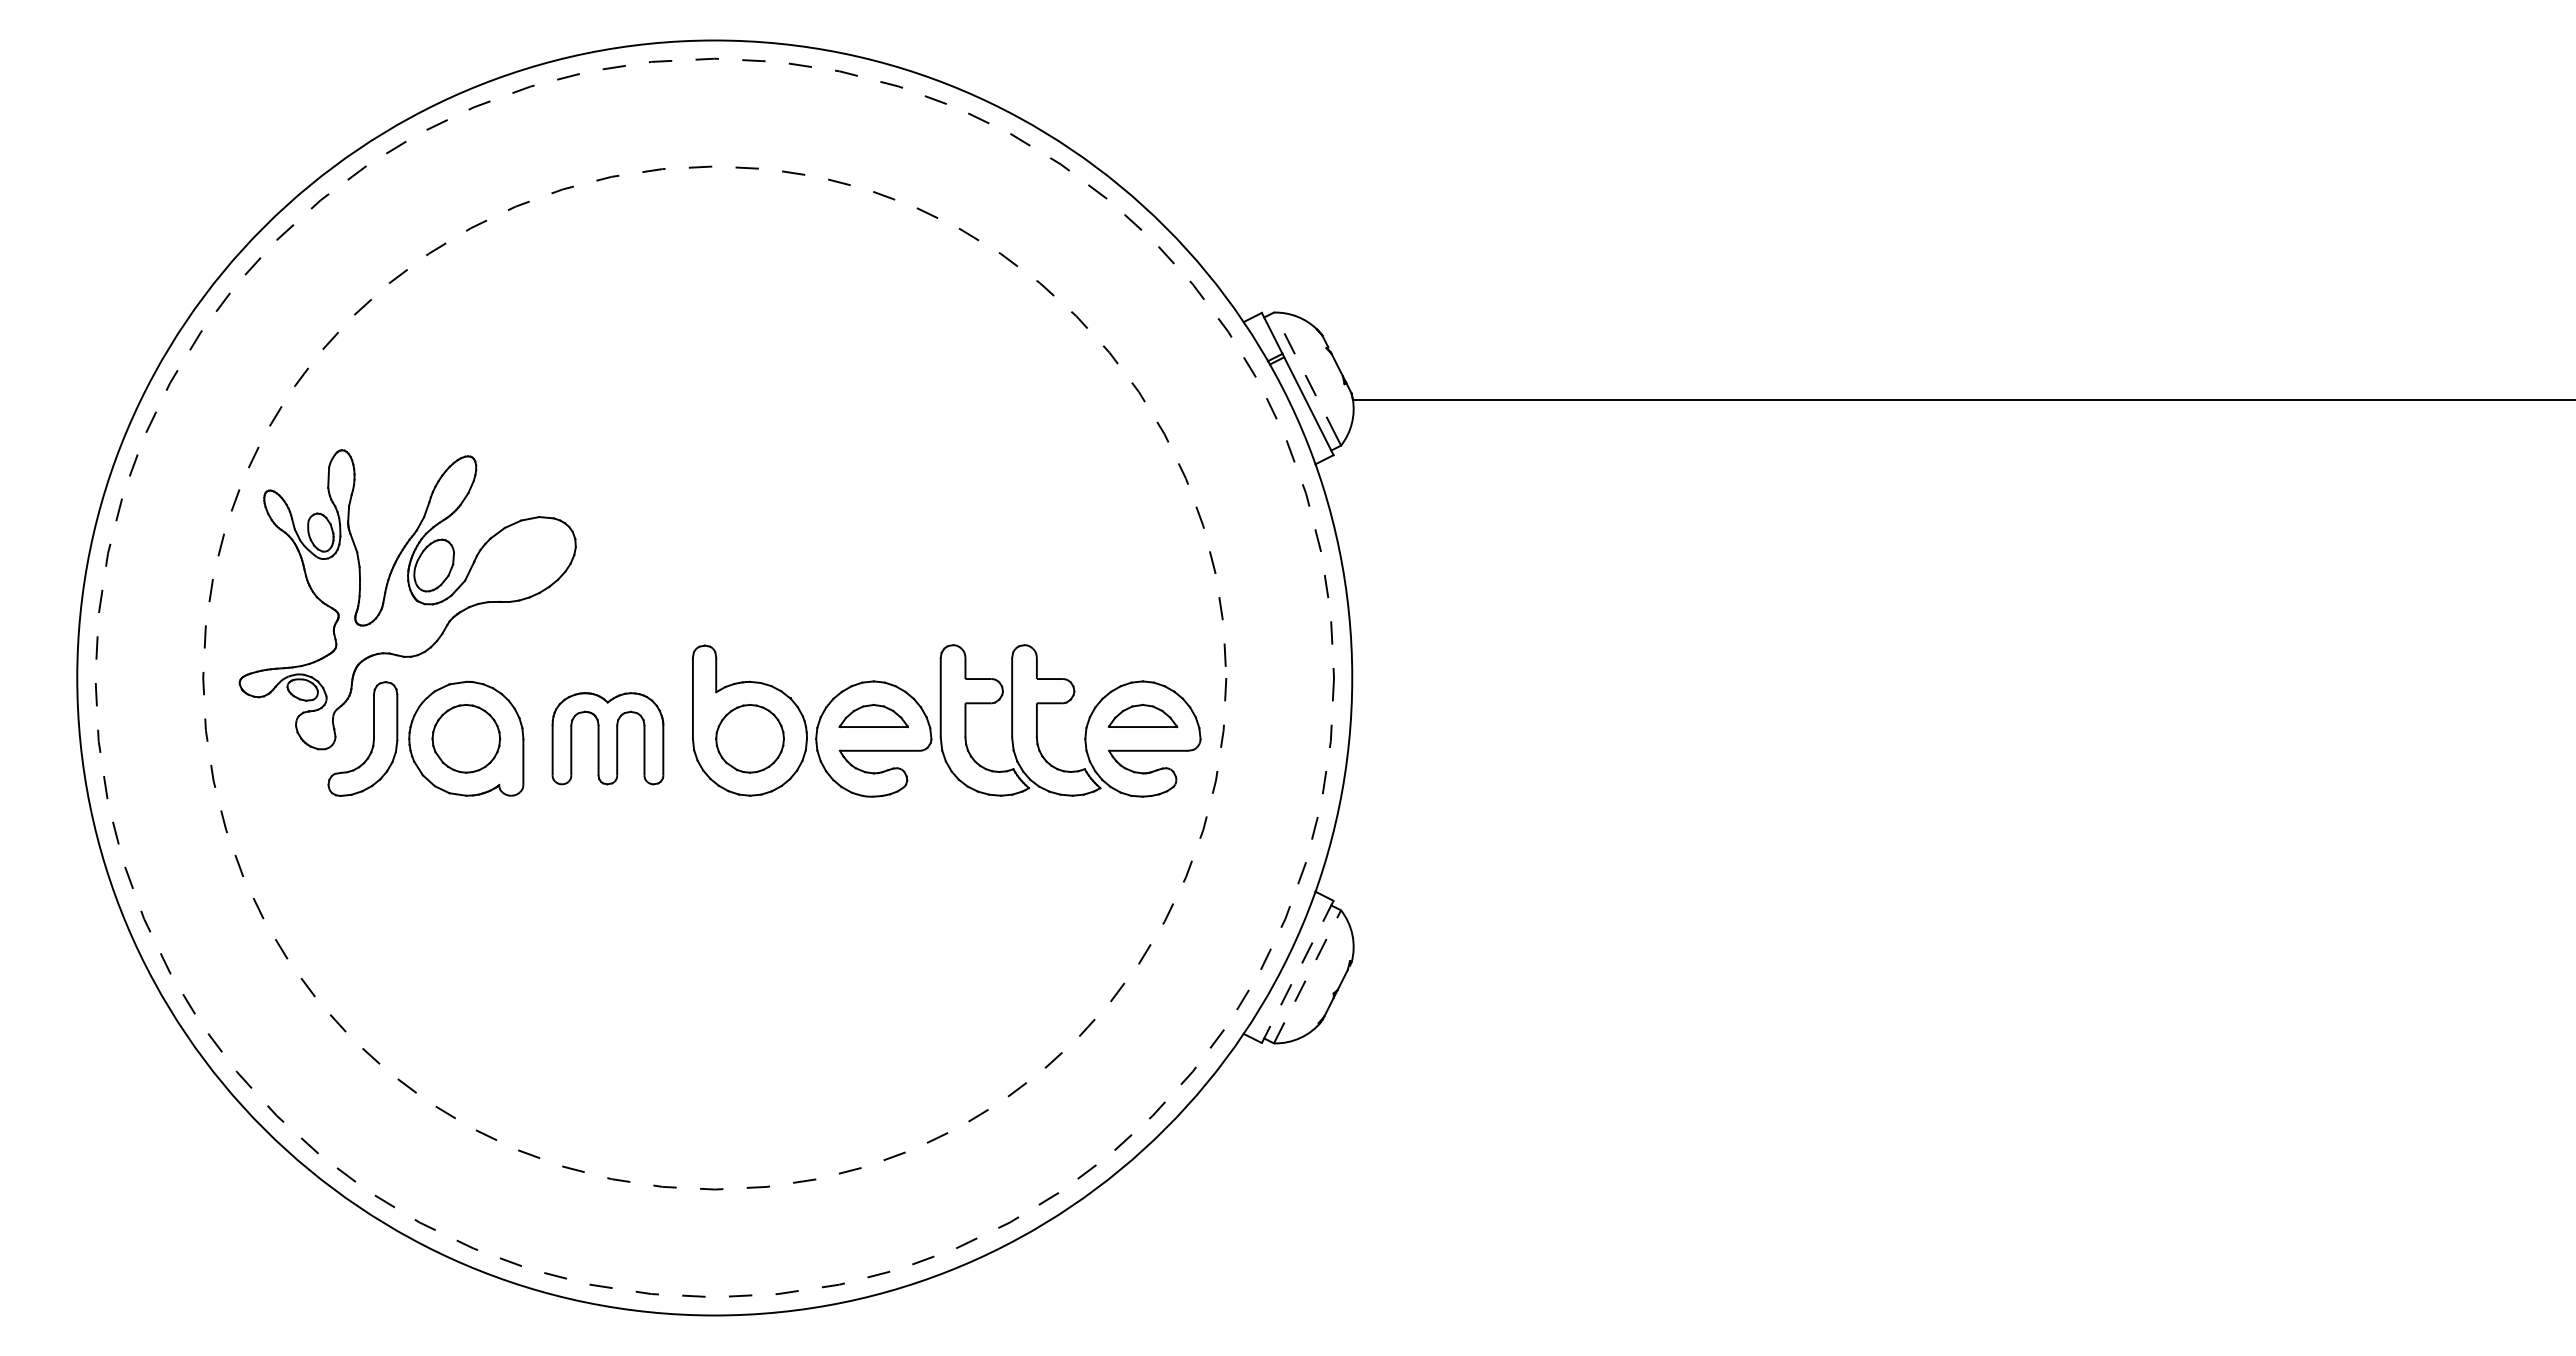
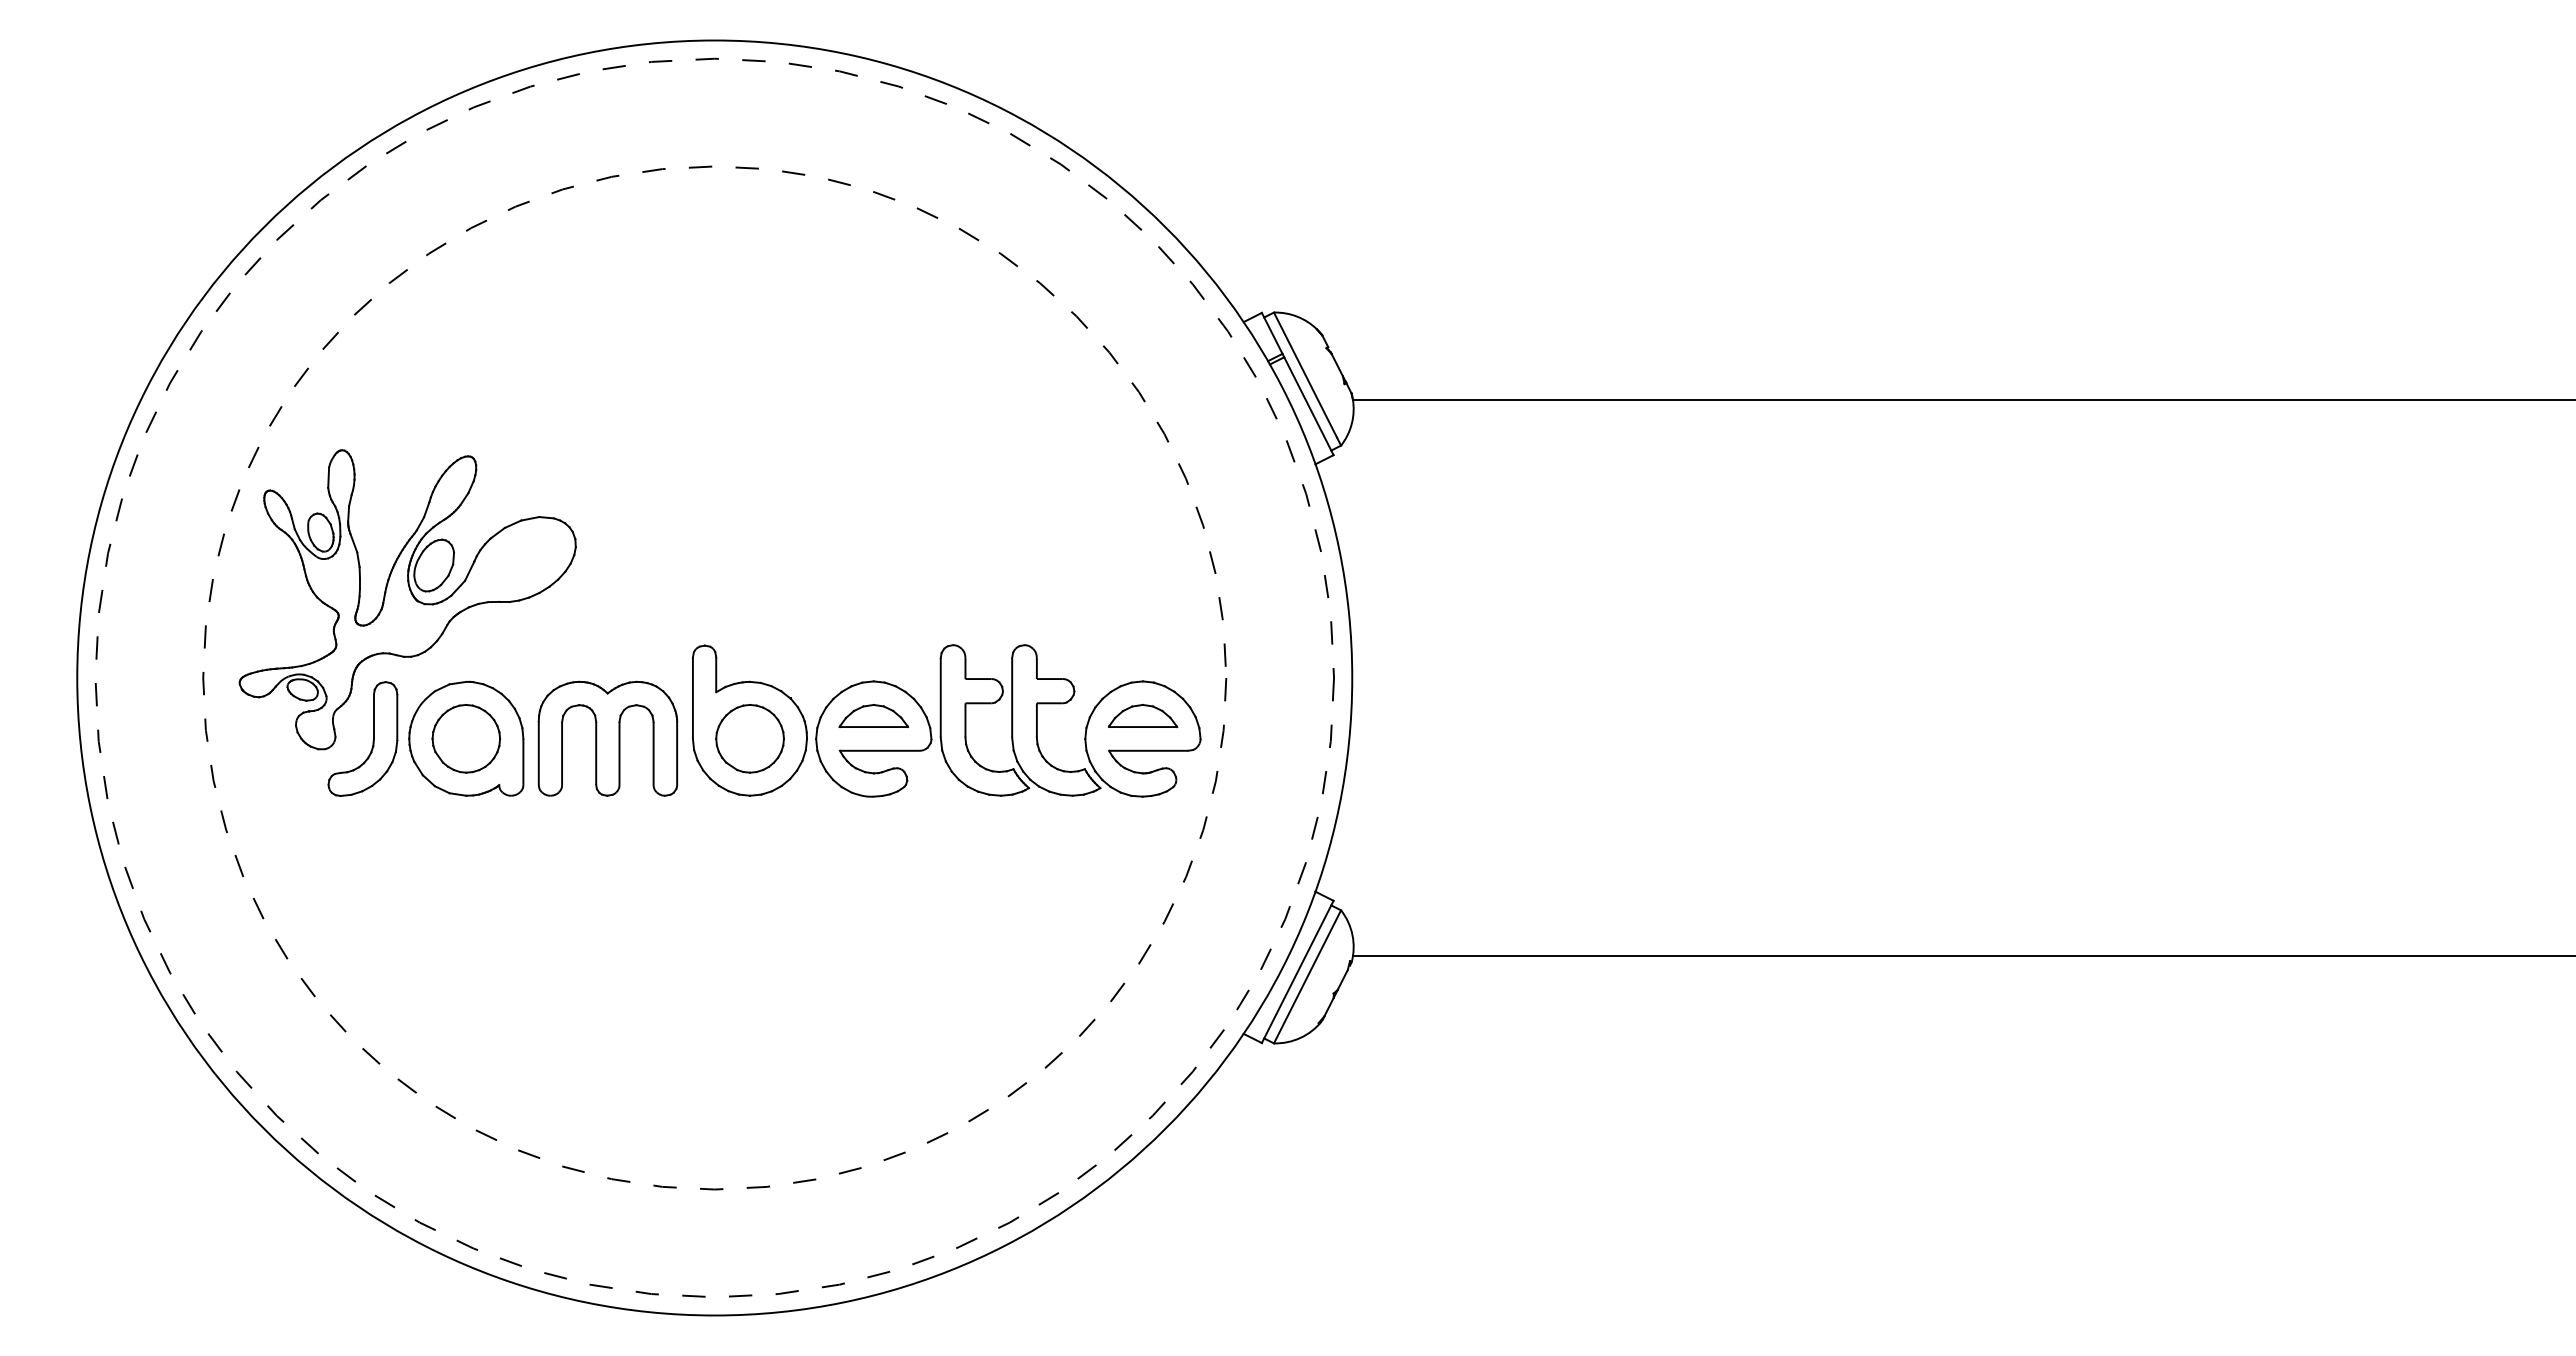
line: dashed -> solid (1305, 374)
part size: 114x94 px -> 142x117 px (607, 738)
line: none -> present (1962, 955)
line: dashed -> solid (1297, 971)
line: dashed -> solid (1307, 976)
